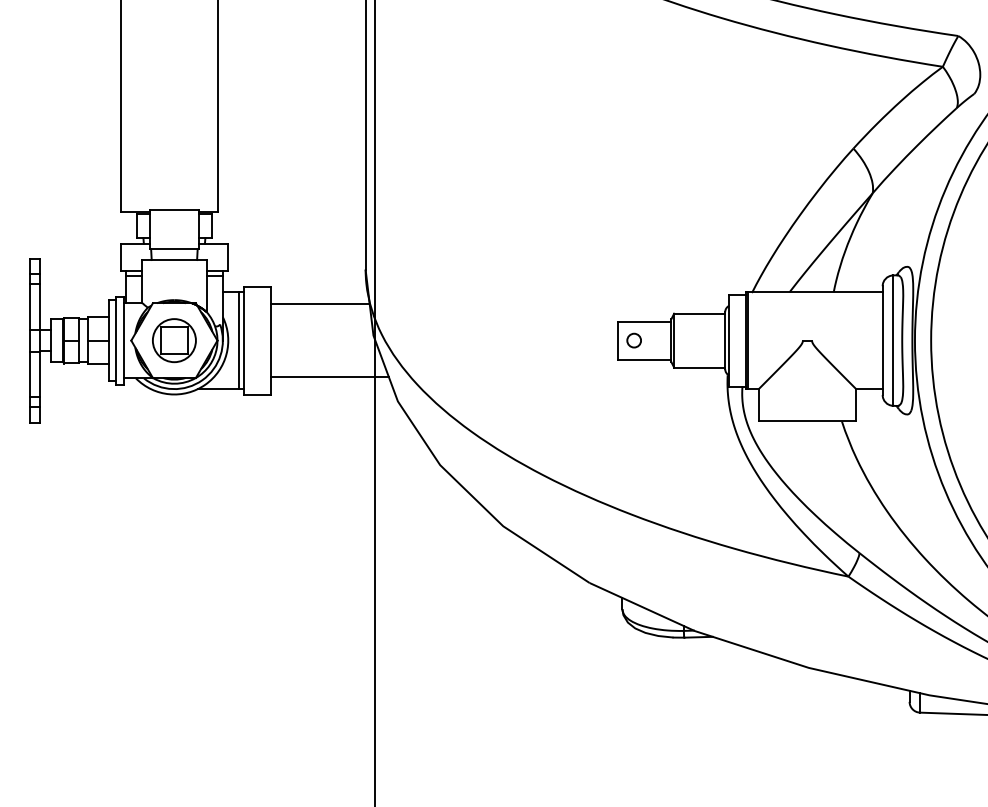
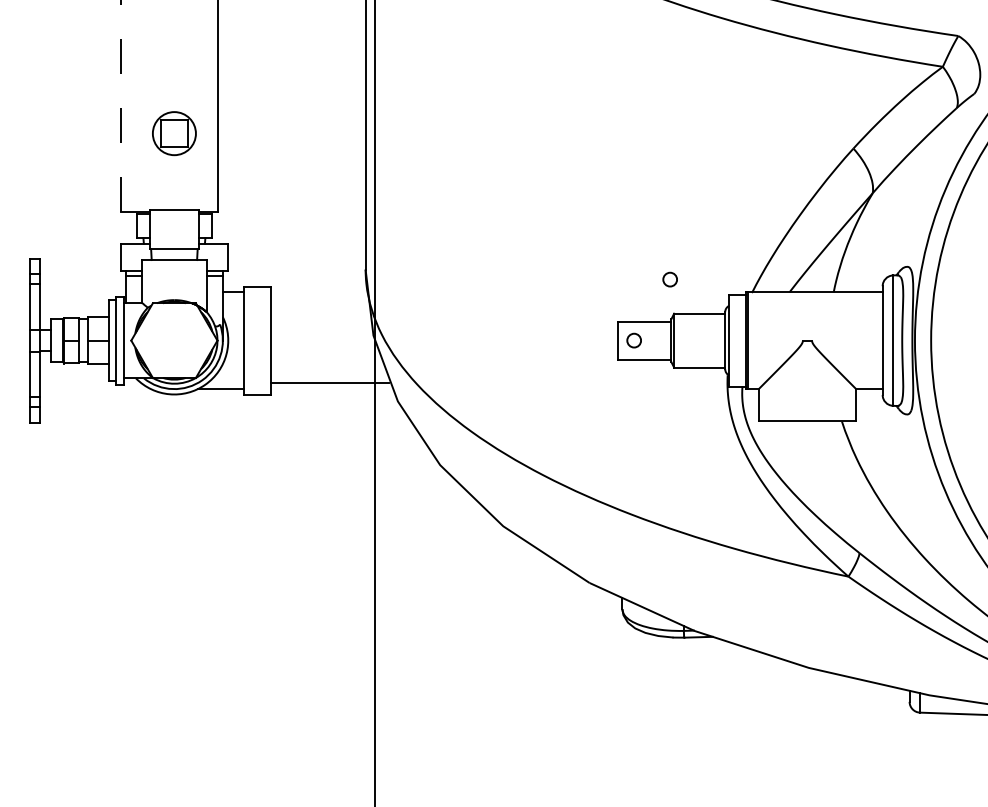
line: solid -> dashed (120, 105)
circle: none -> present (669, 279)
line: present -> none (320, 304)
part position: (174, 340) -> (174, 133) (174, 133)
line: present -> none (239, 340)
line position: (329, 376) -> (329, 382) (329, 382)
